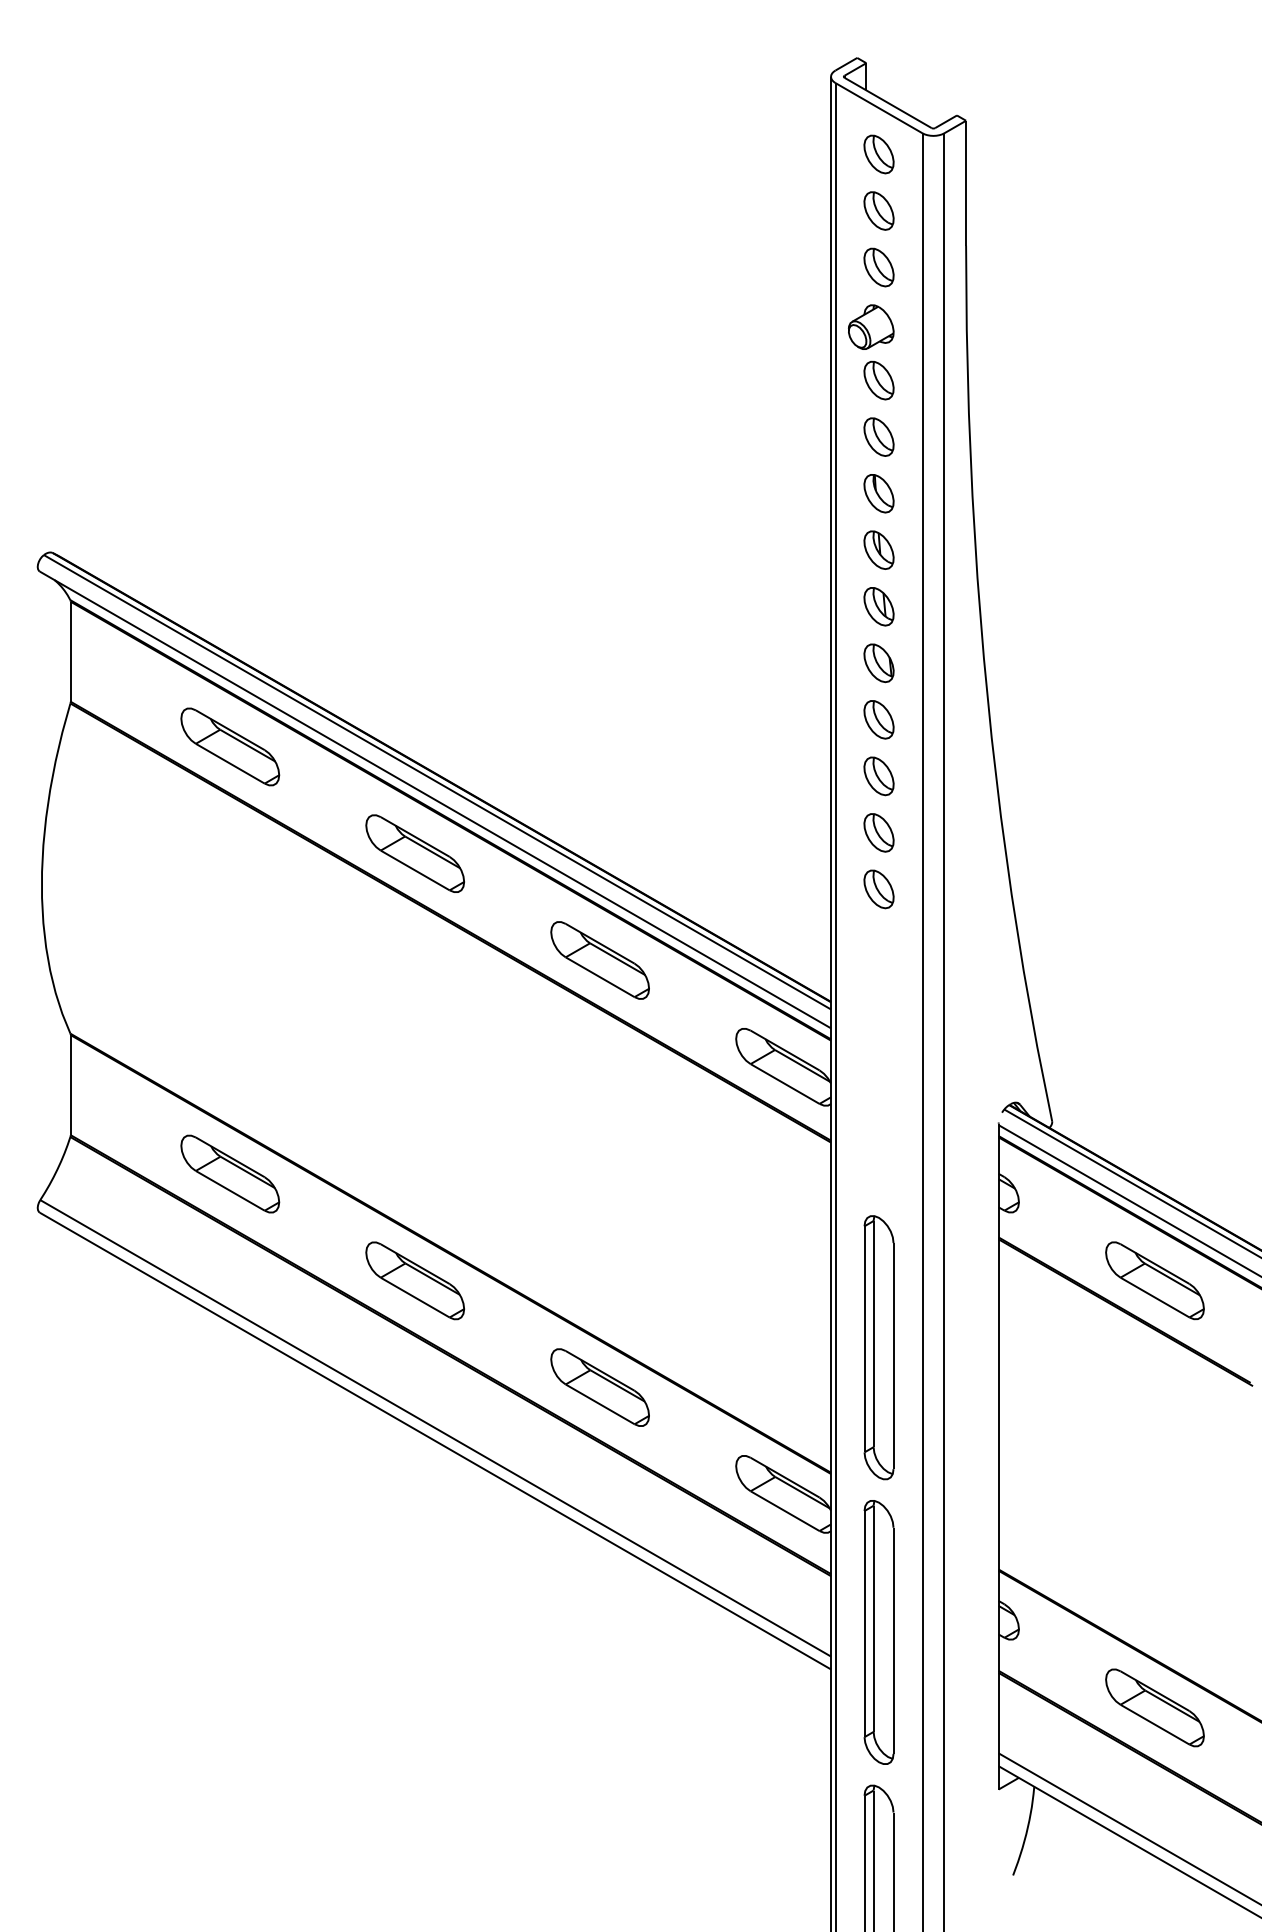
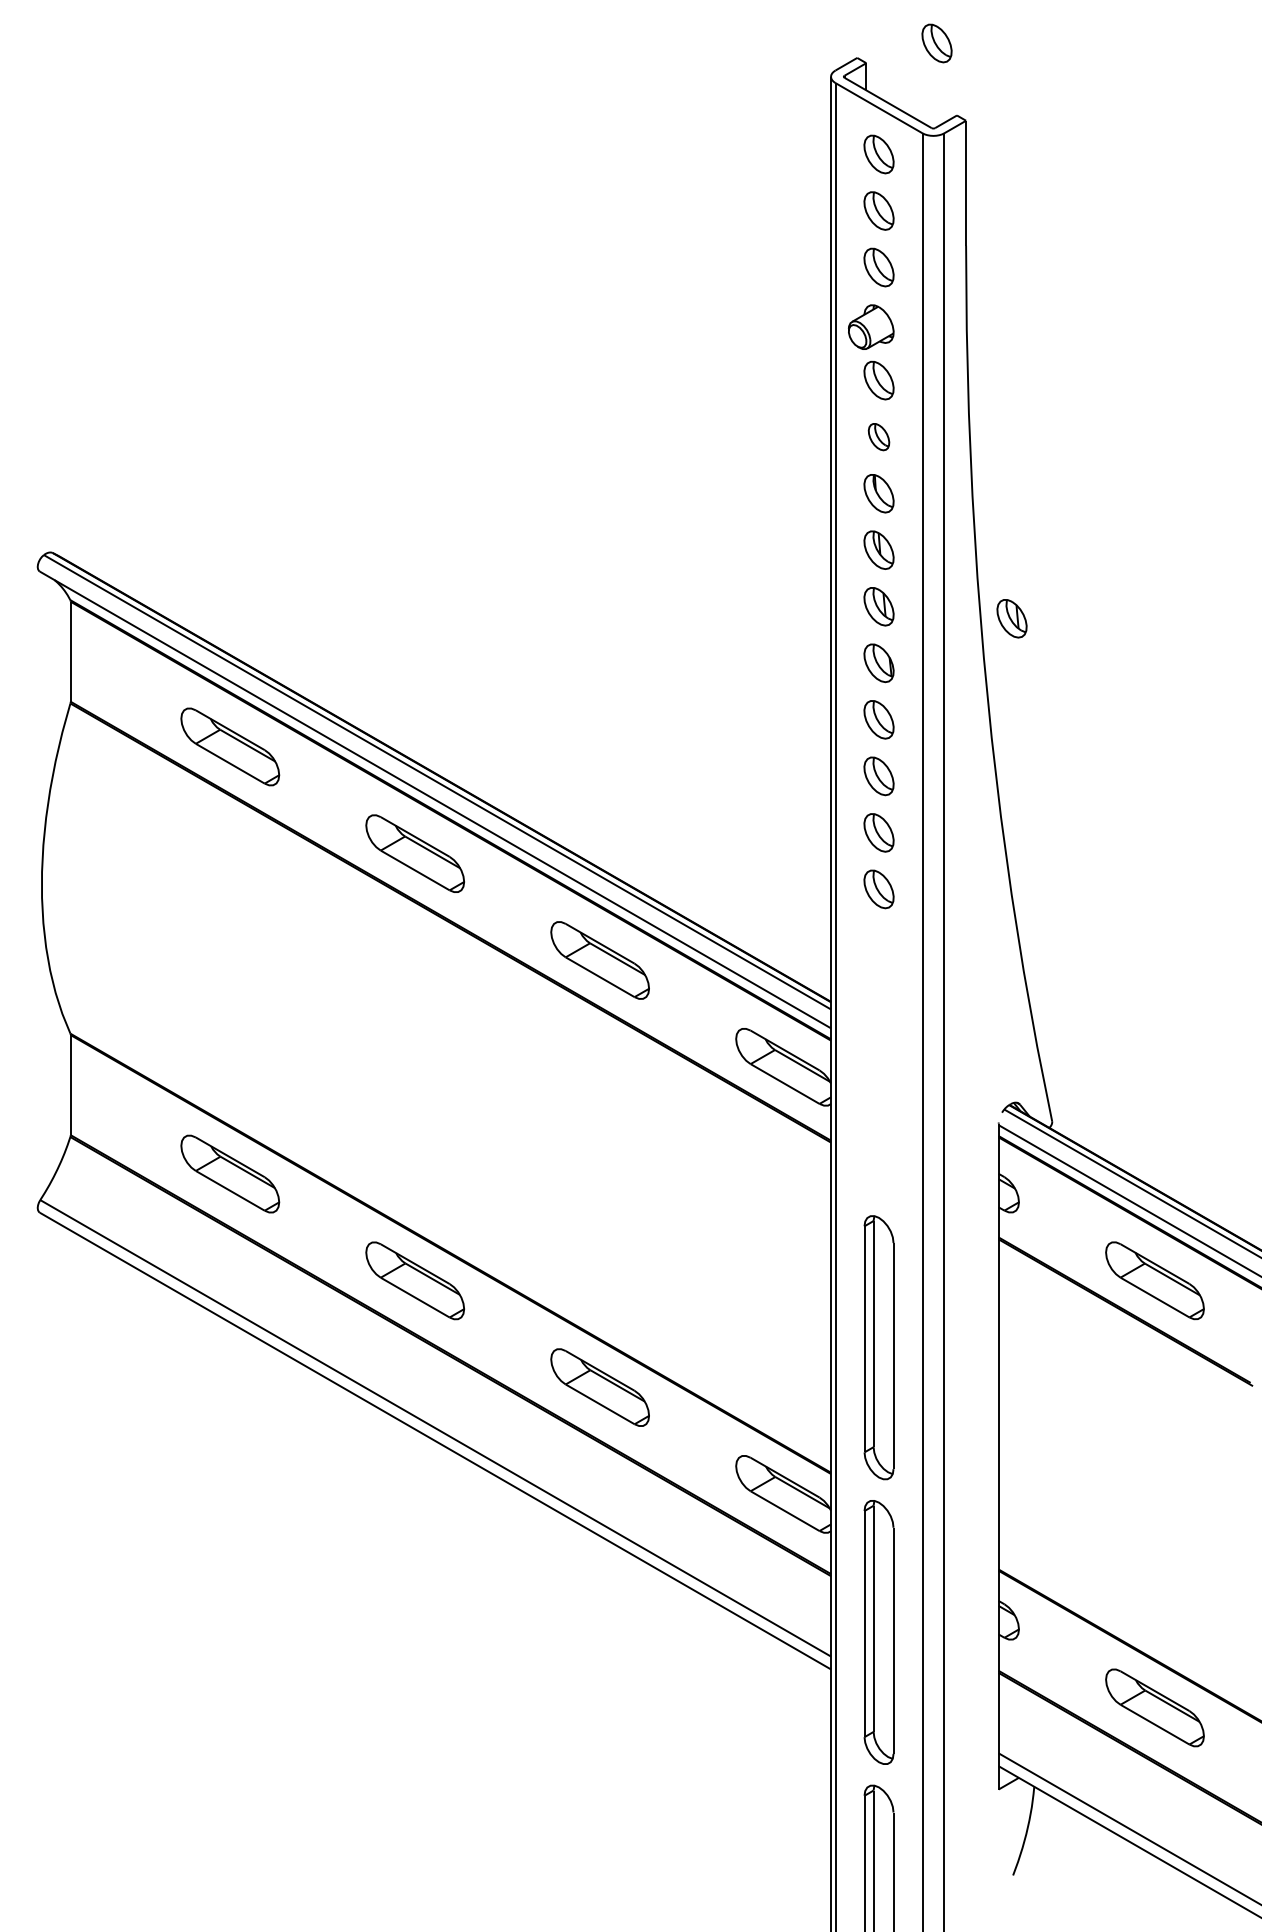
part: none -> present (936, 43)
part size: 32x40 px -> 24x29 px (878, 437)
part: none -> present (1011, 618)
